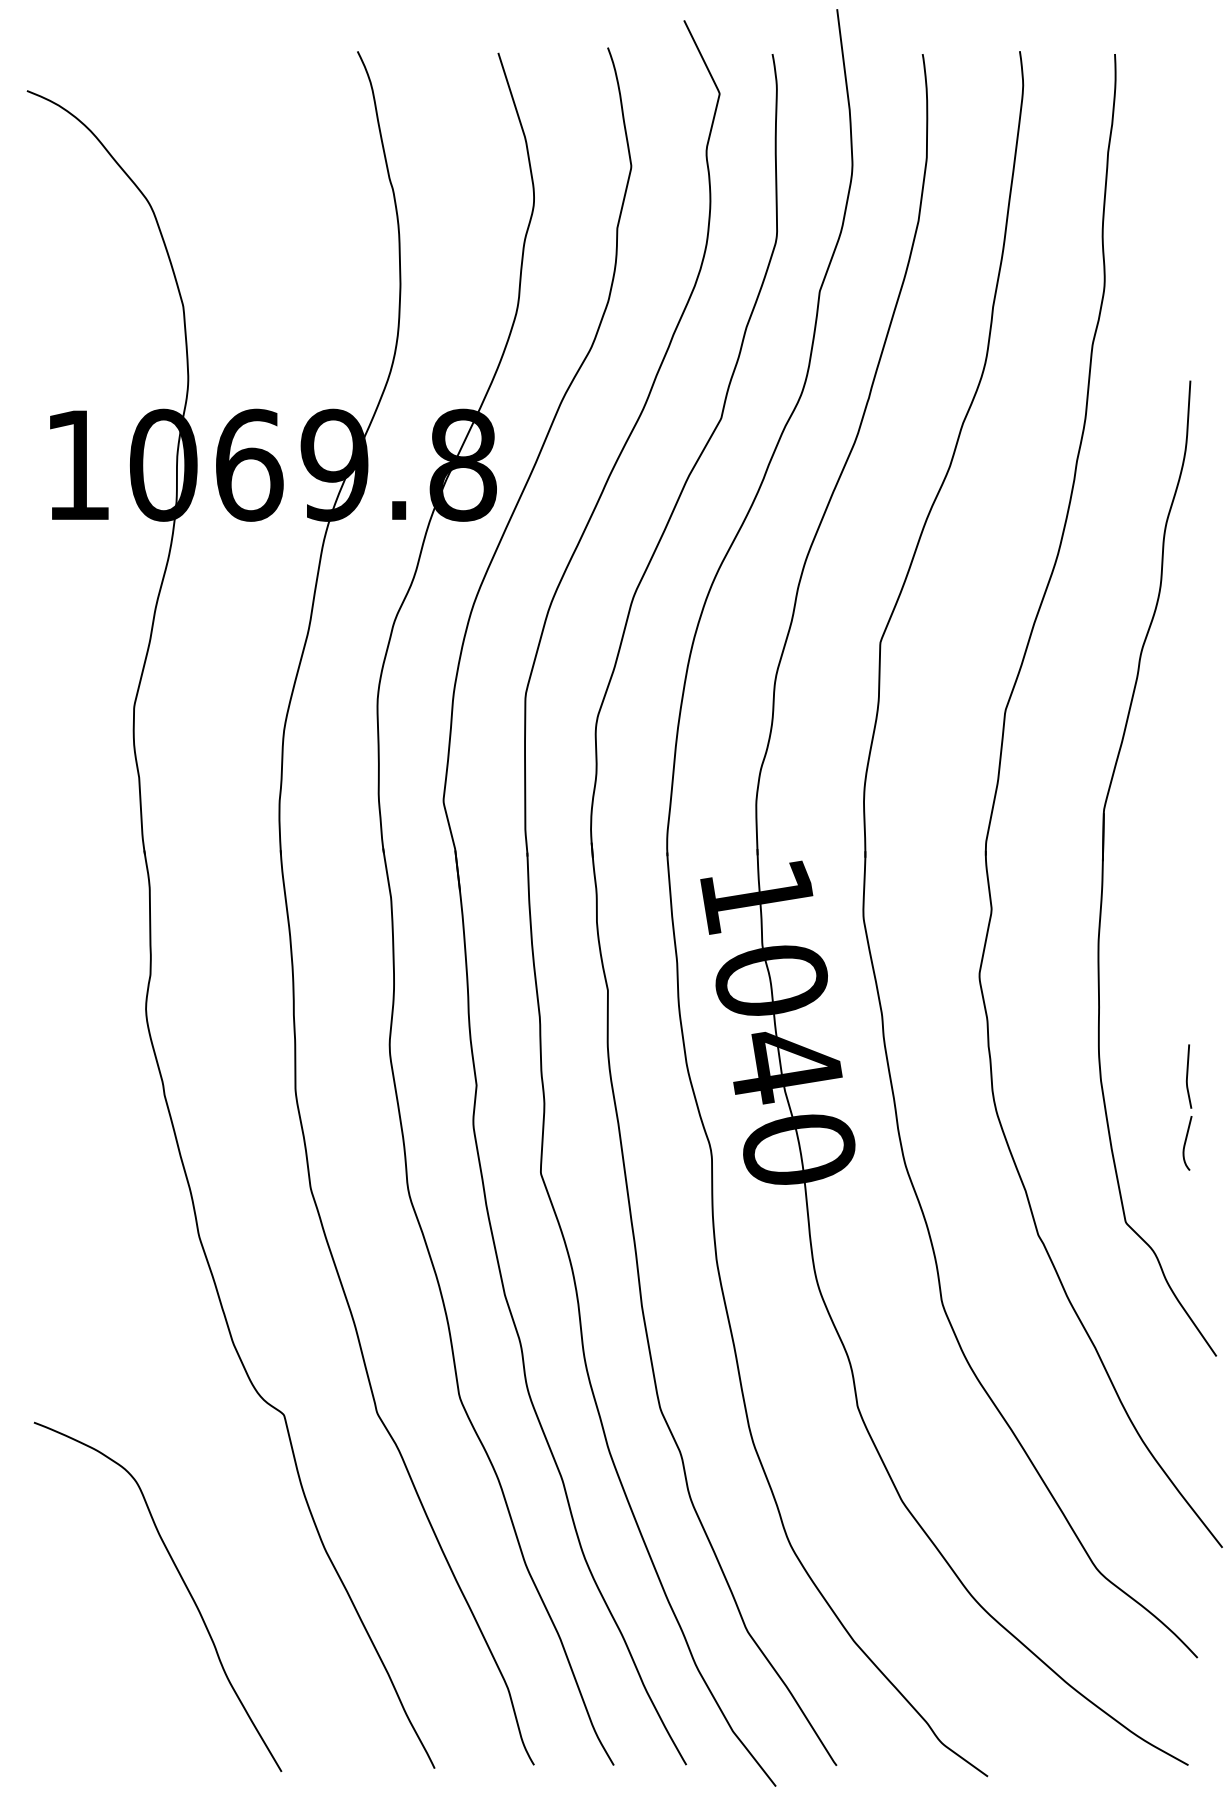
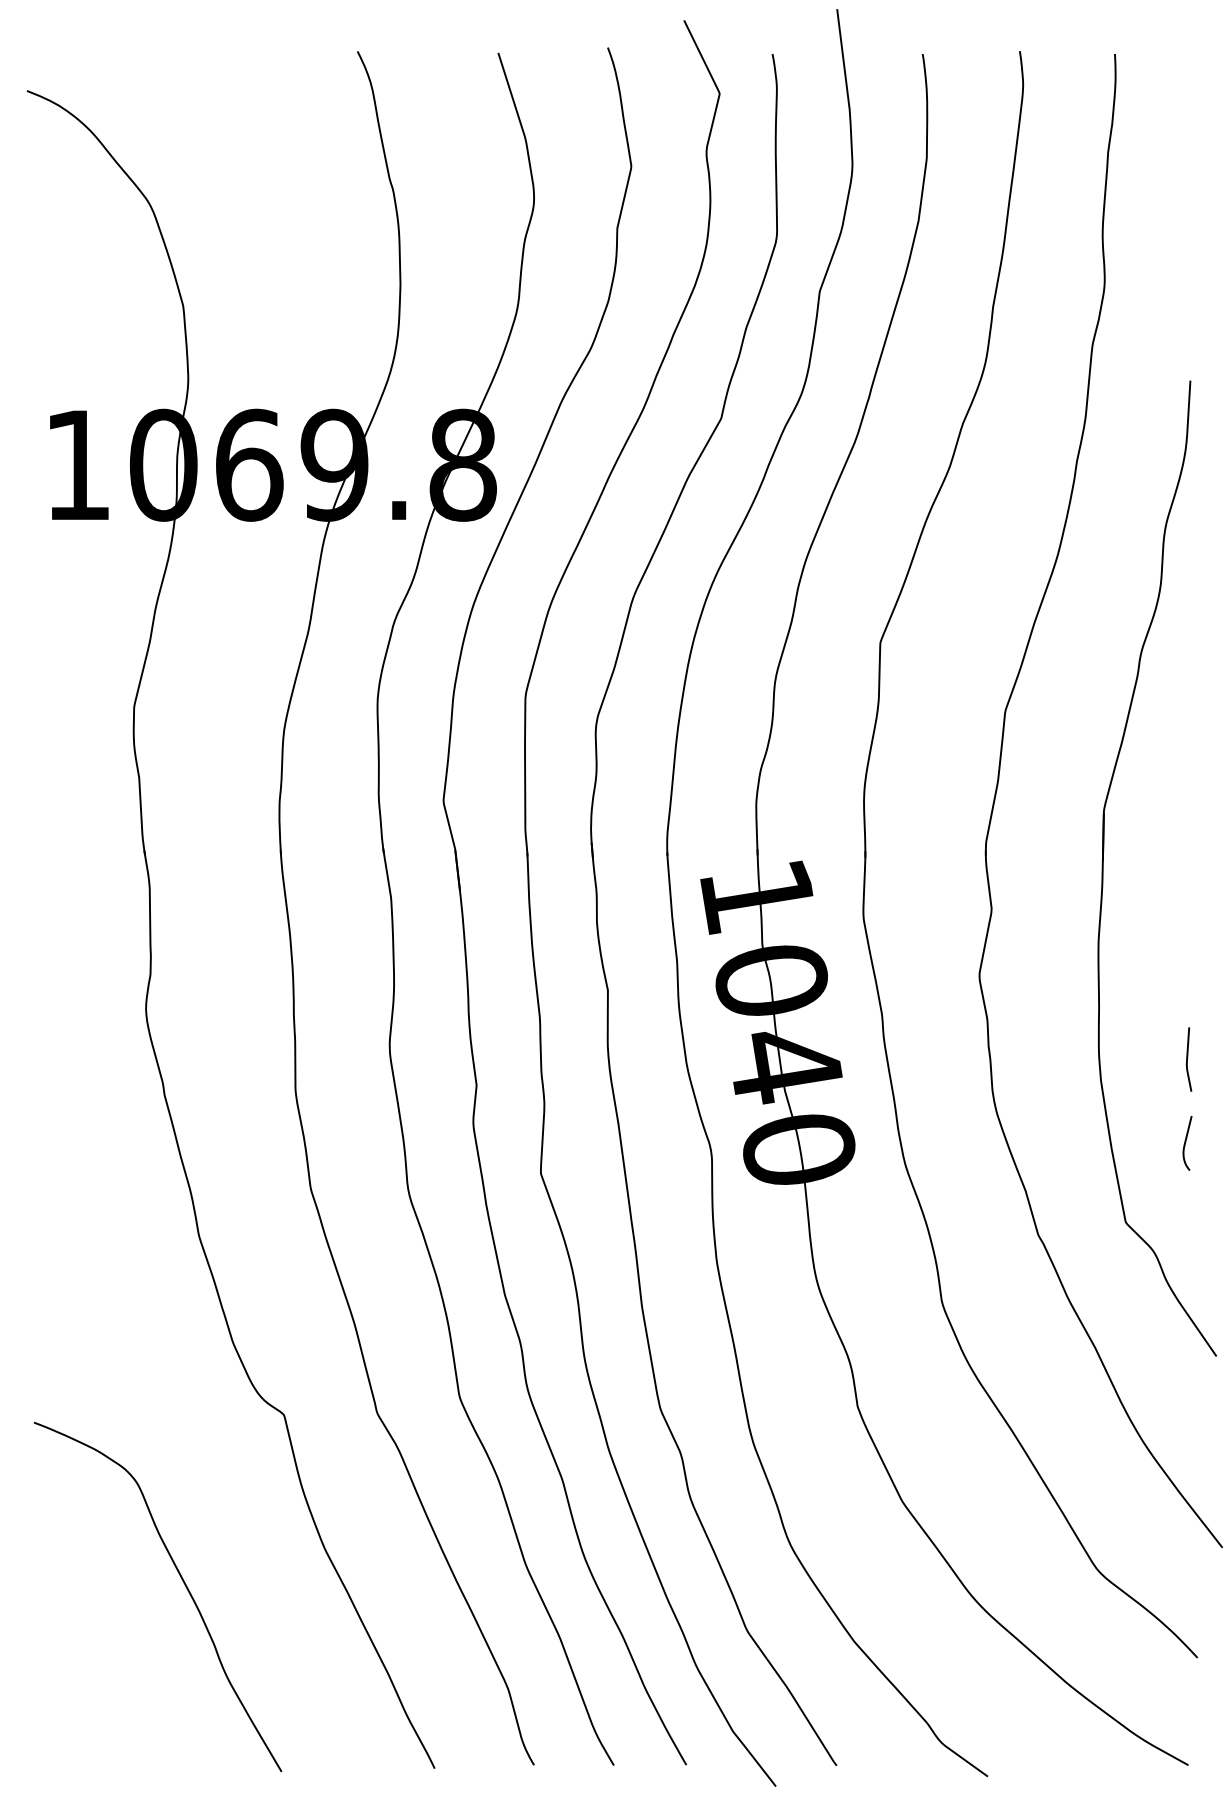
curve position: (1188, 1075) -> (1188, 1058) (1188, 1058)
